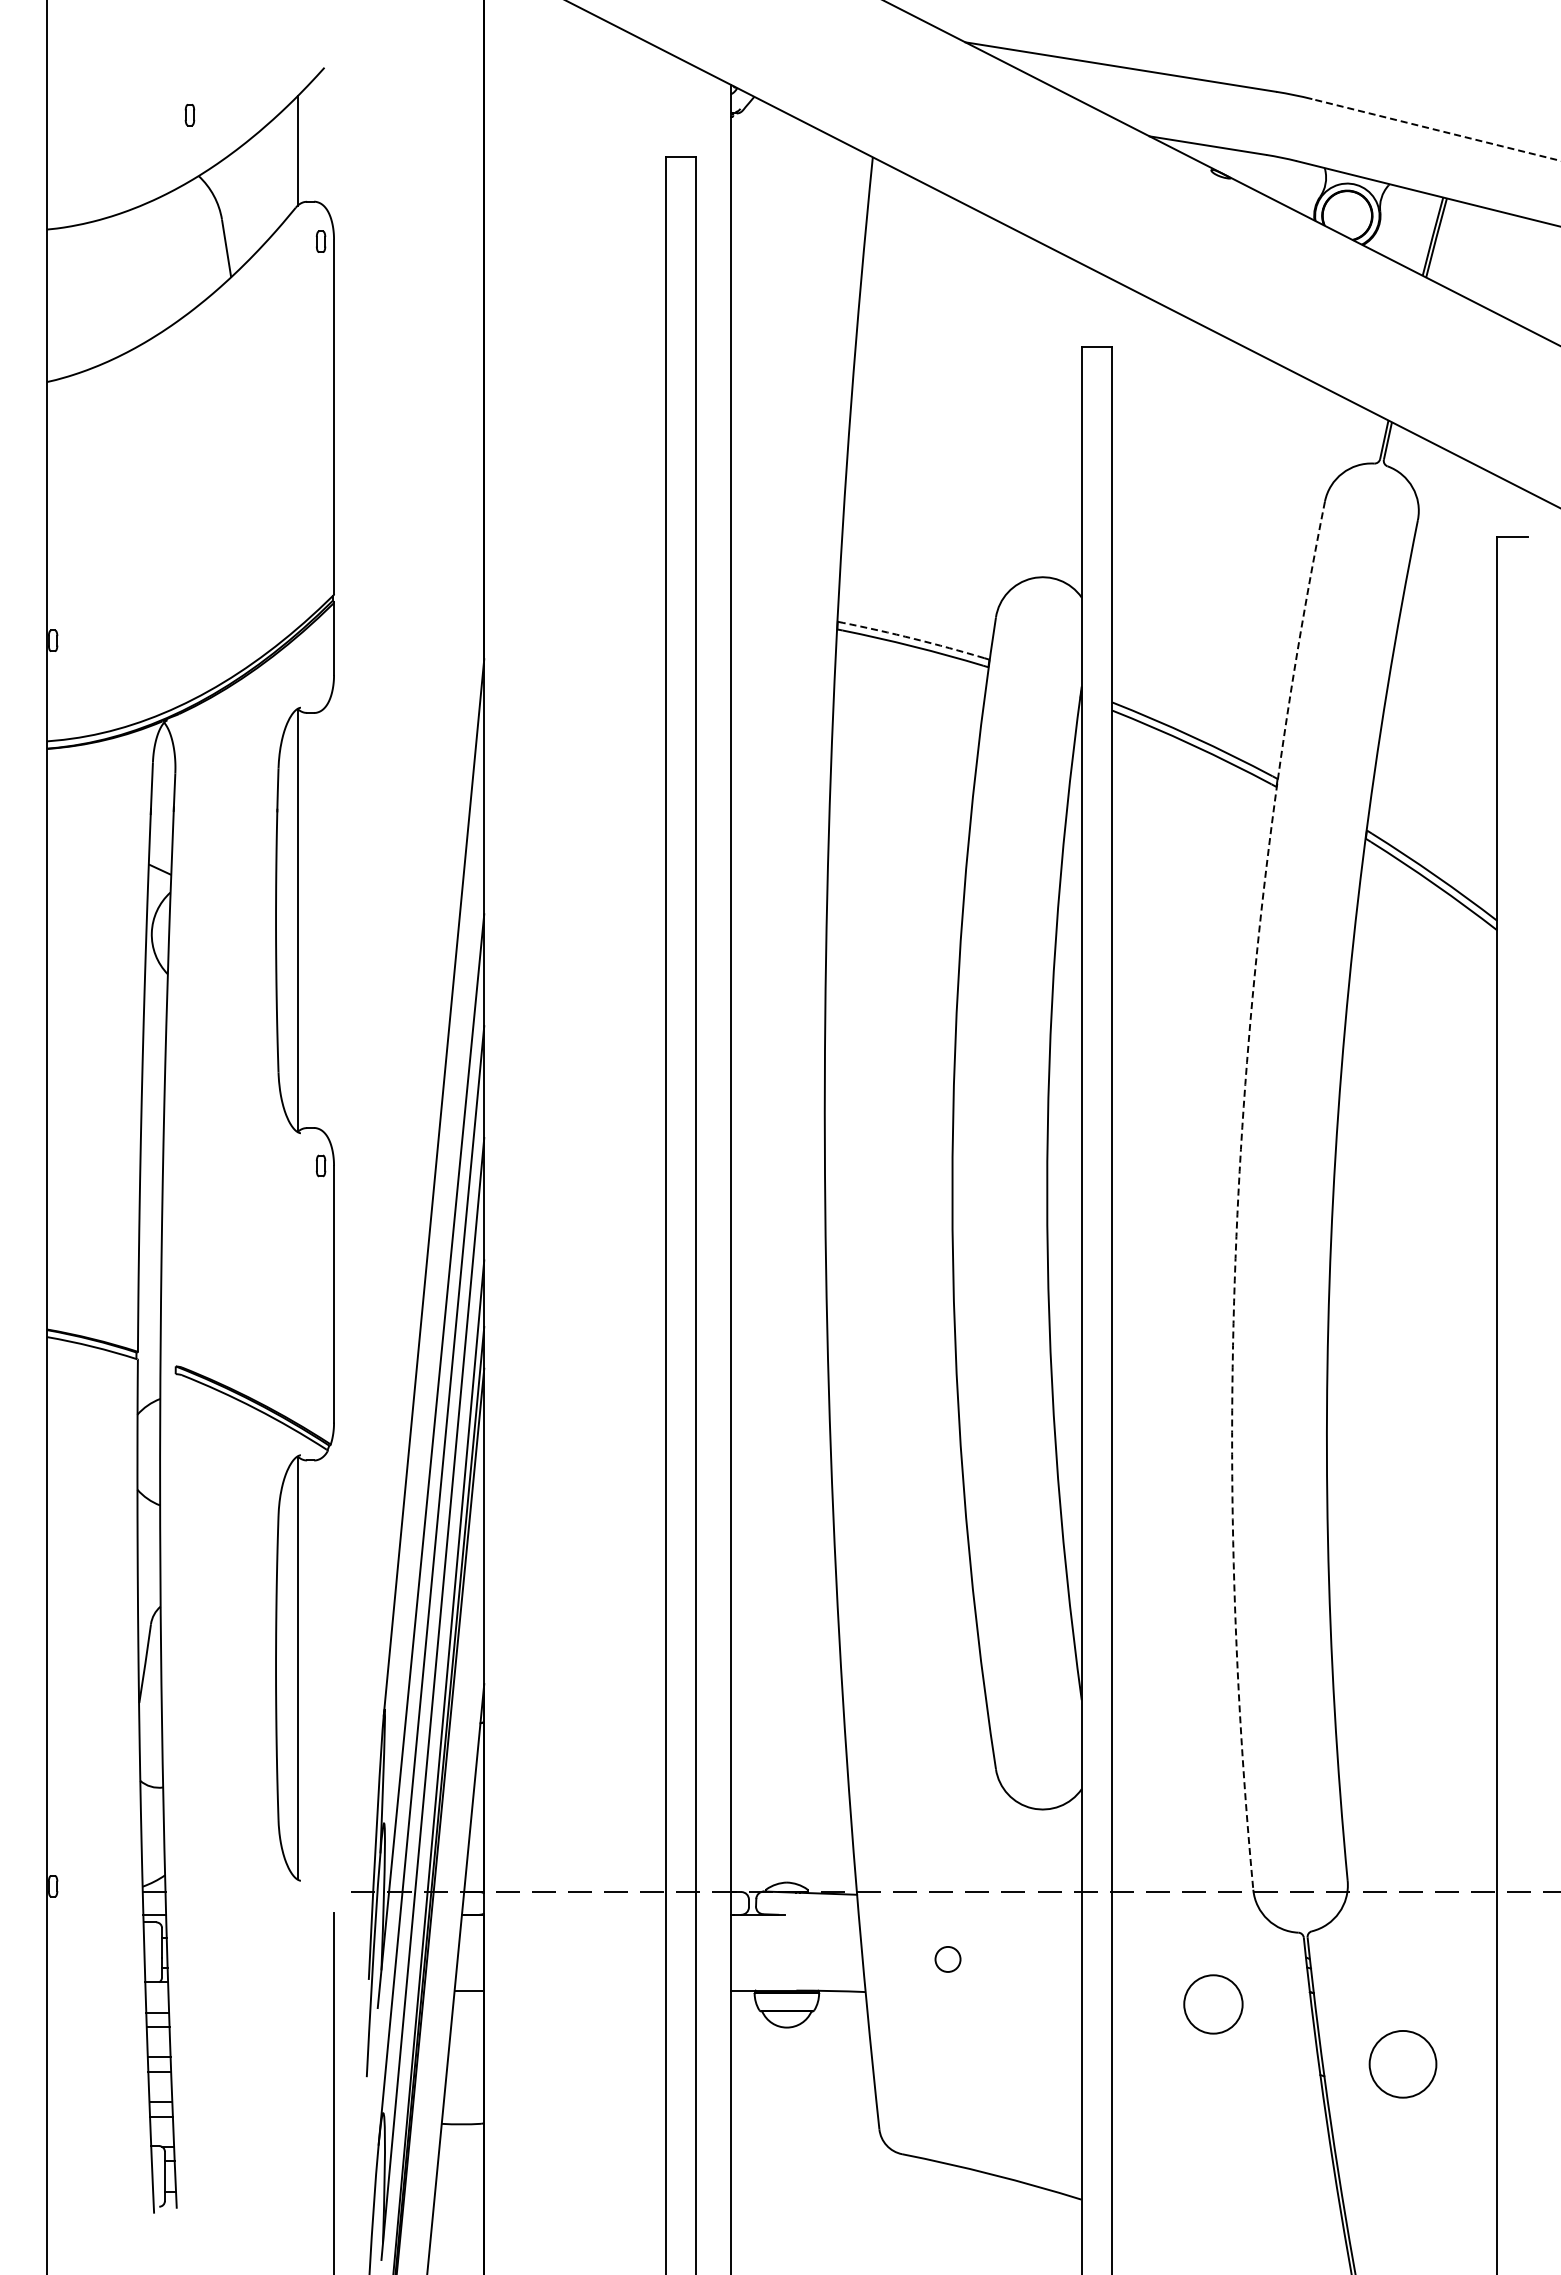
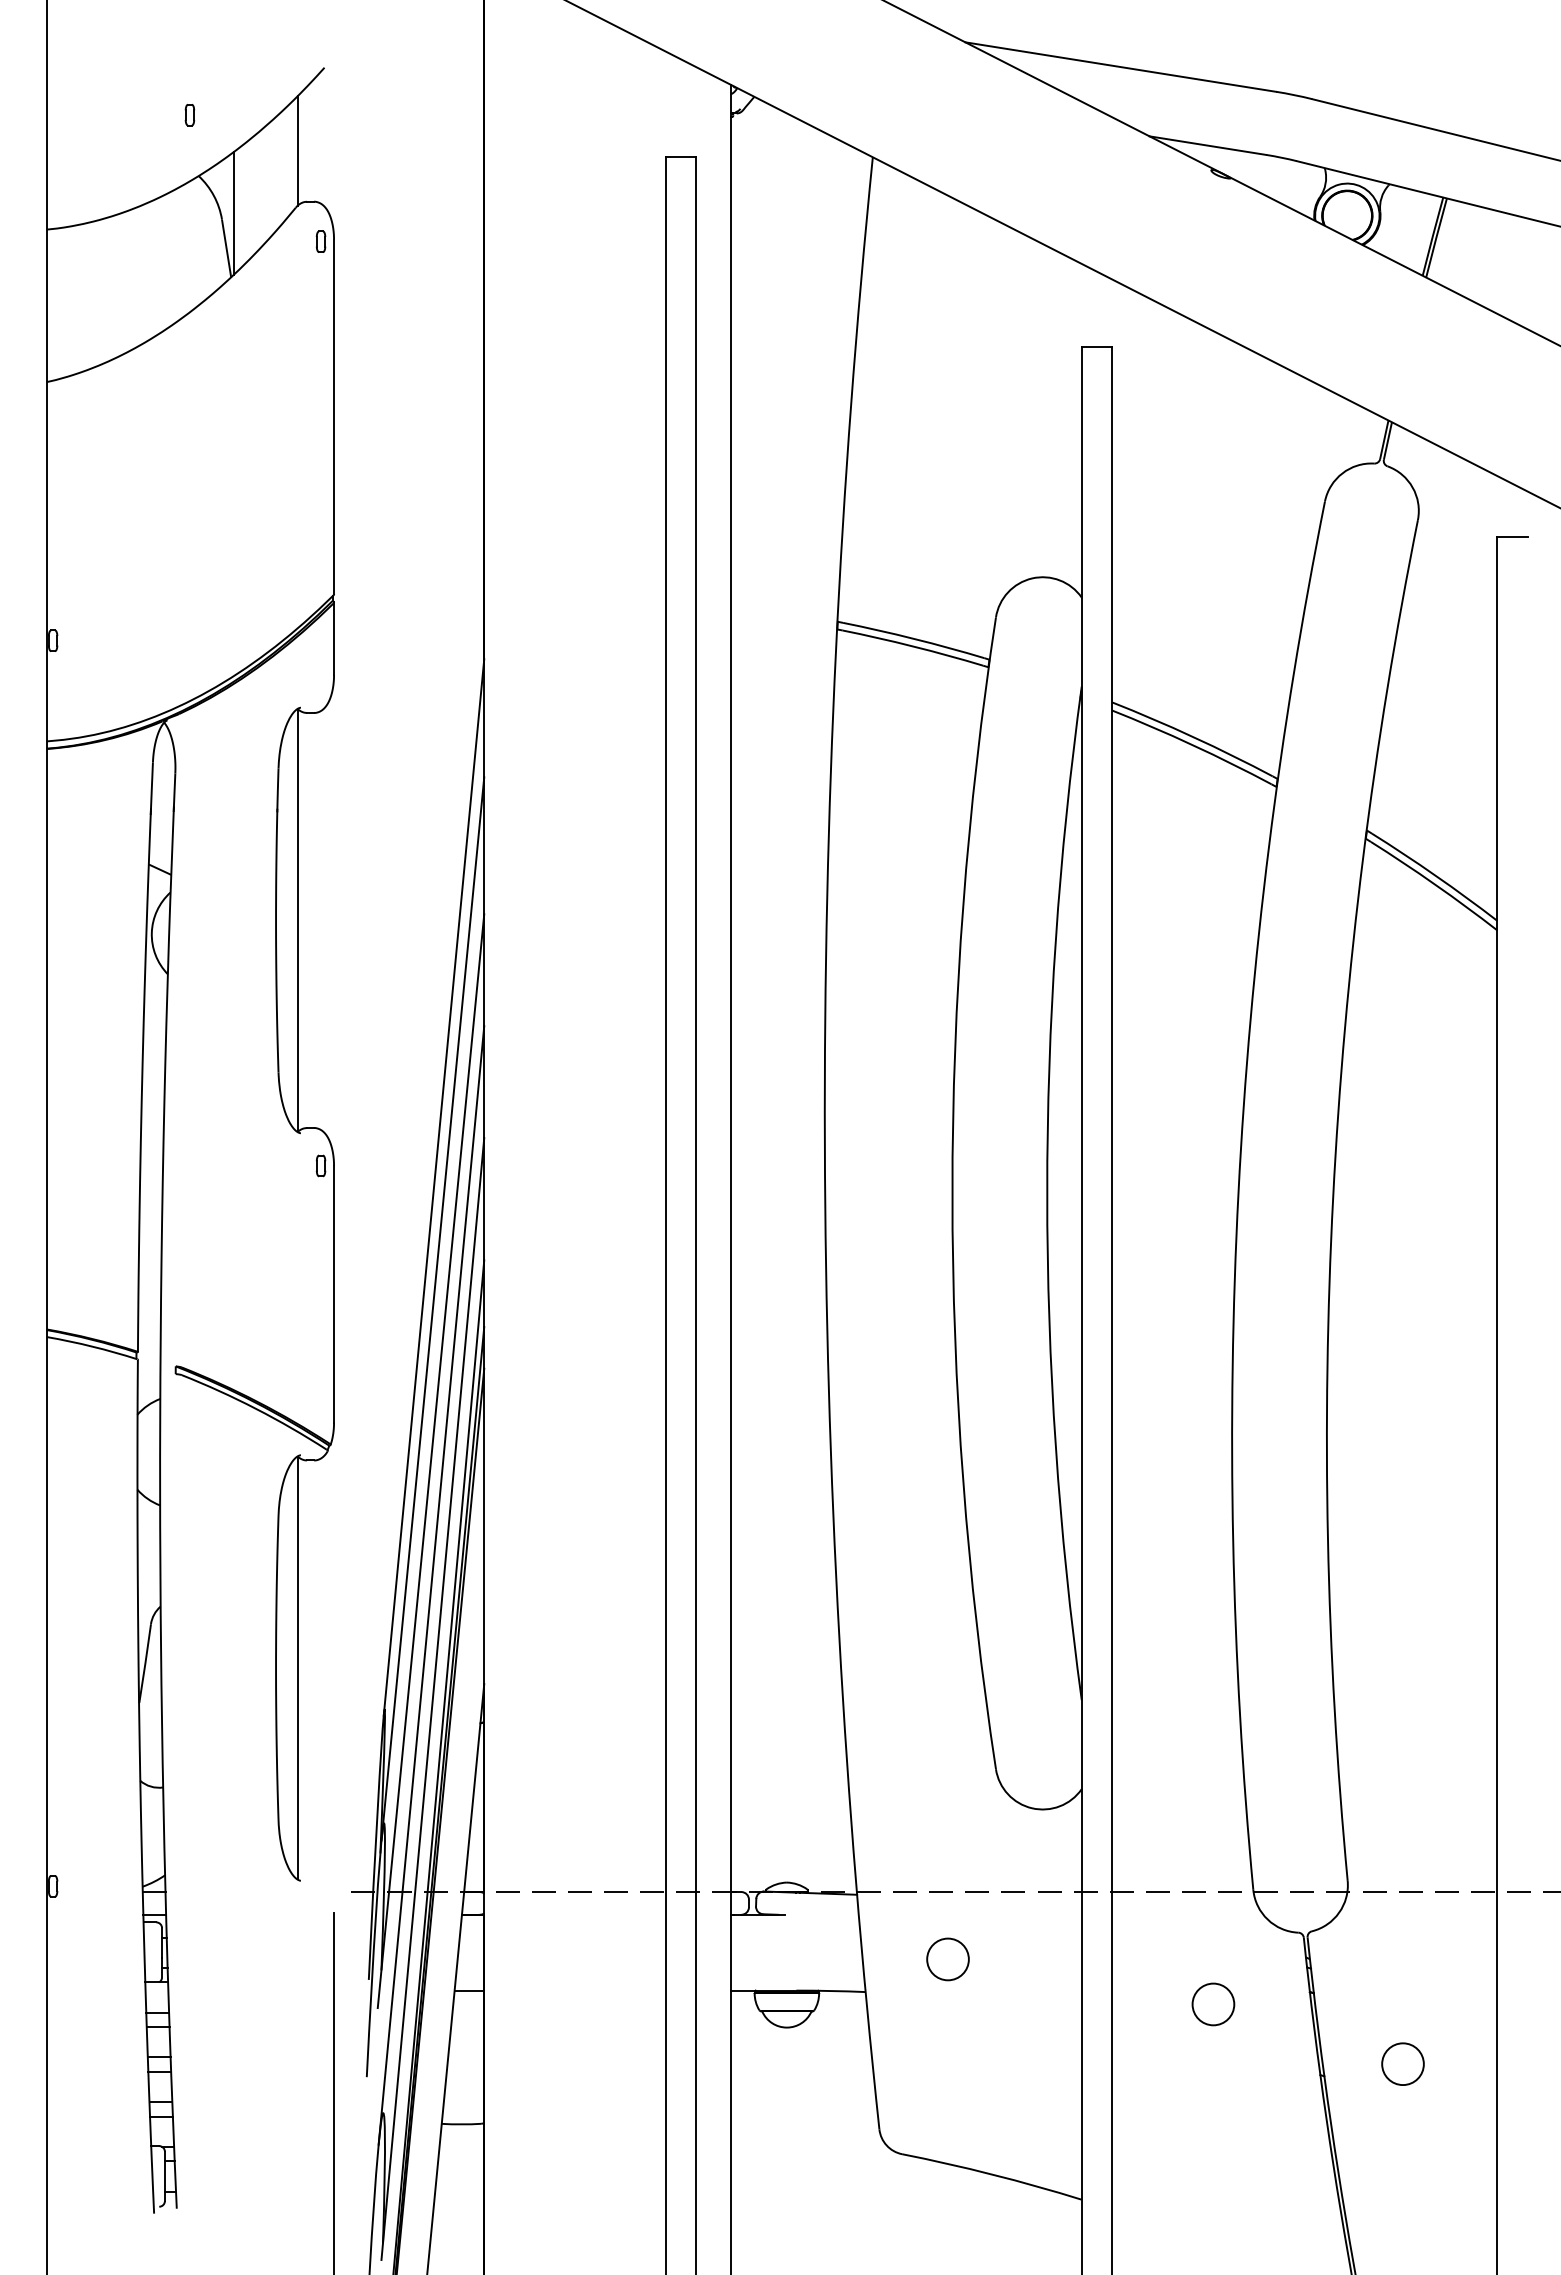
line: dashed -> solid (1436, 129)
line: none -> present (233, 213)
arc: dashed -> solid (914, 638)
arc: dashed -> solid (1238, 1193)
line: none -> present (432, 1308)
circle diameter: 25 px -> 42 px (947, 1959)
circle diameter: 58 px -> 42 px (1213, 2004)
circle size: 70x69 px -> 44x44 px (1402, 2063)
